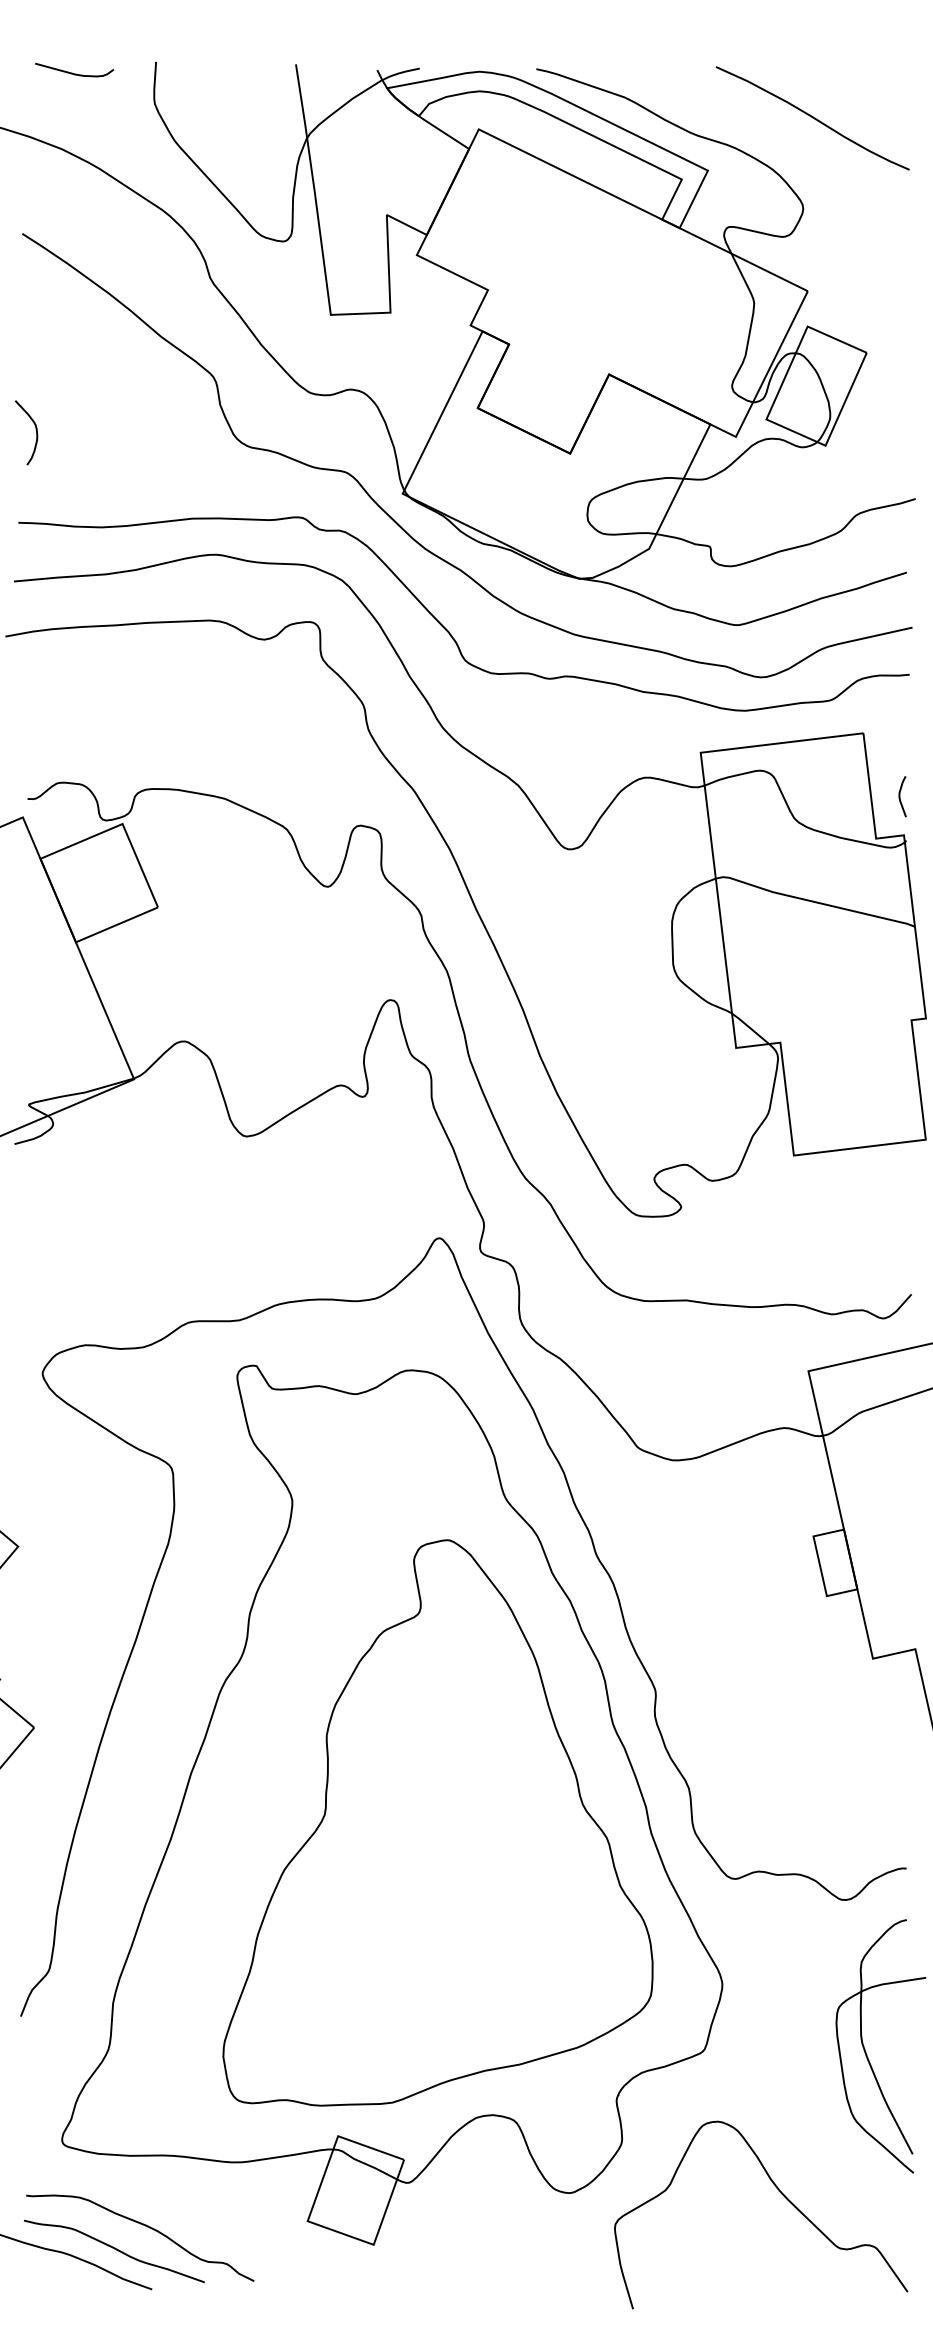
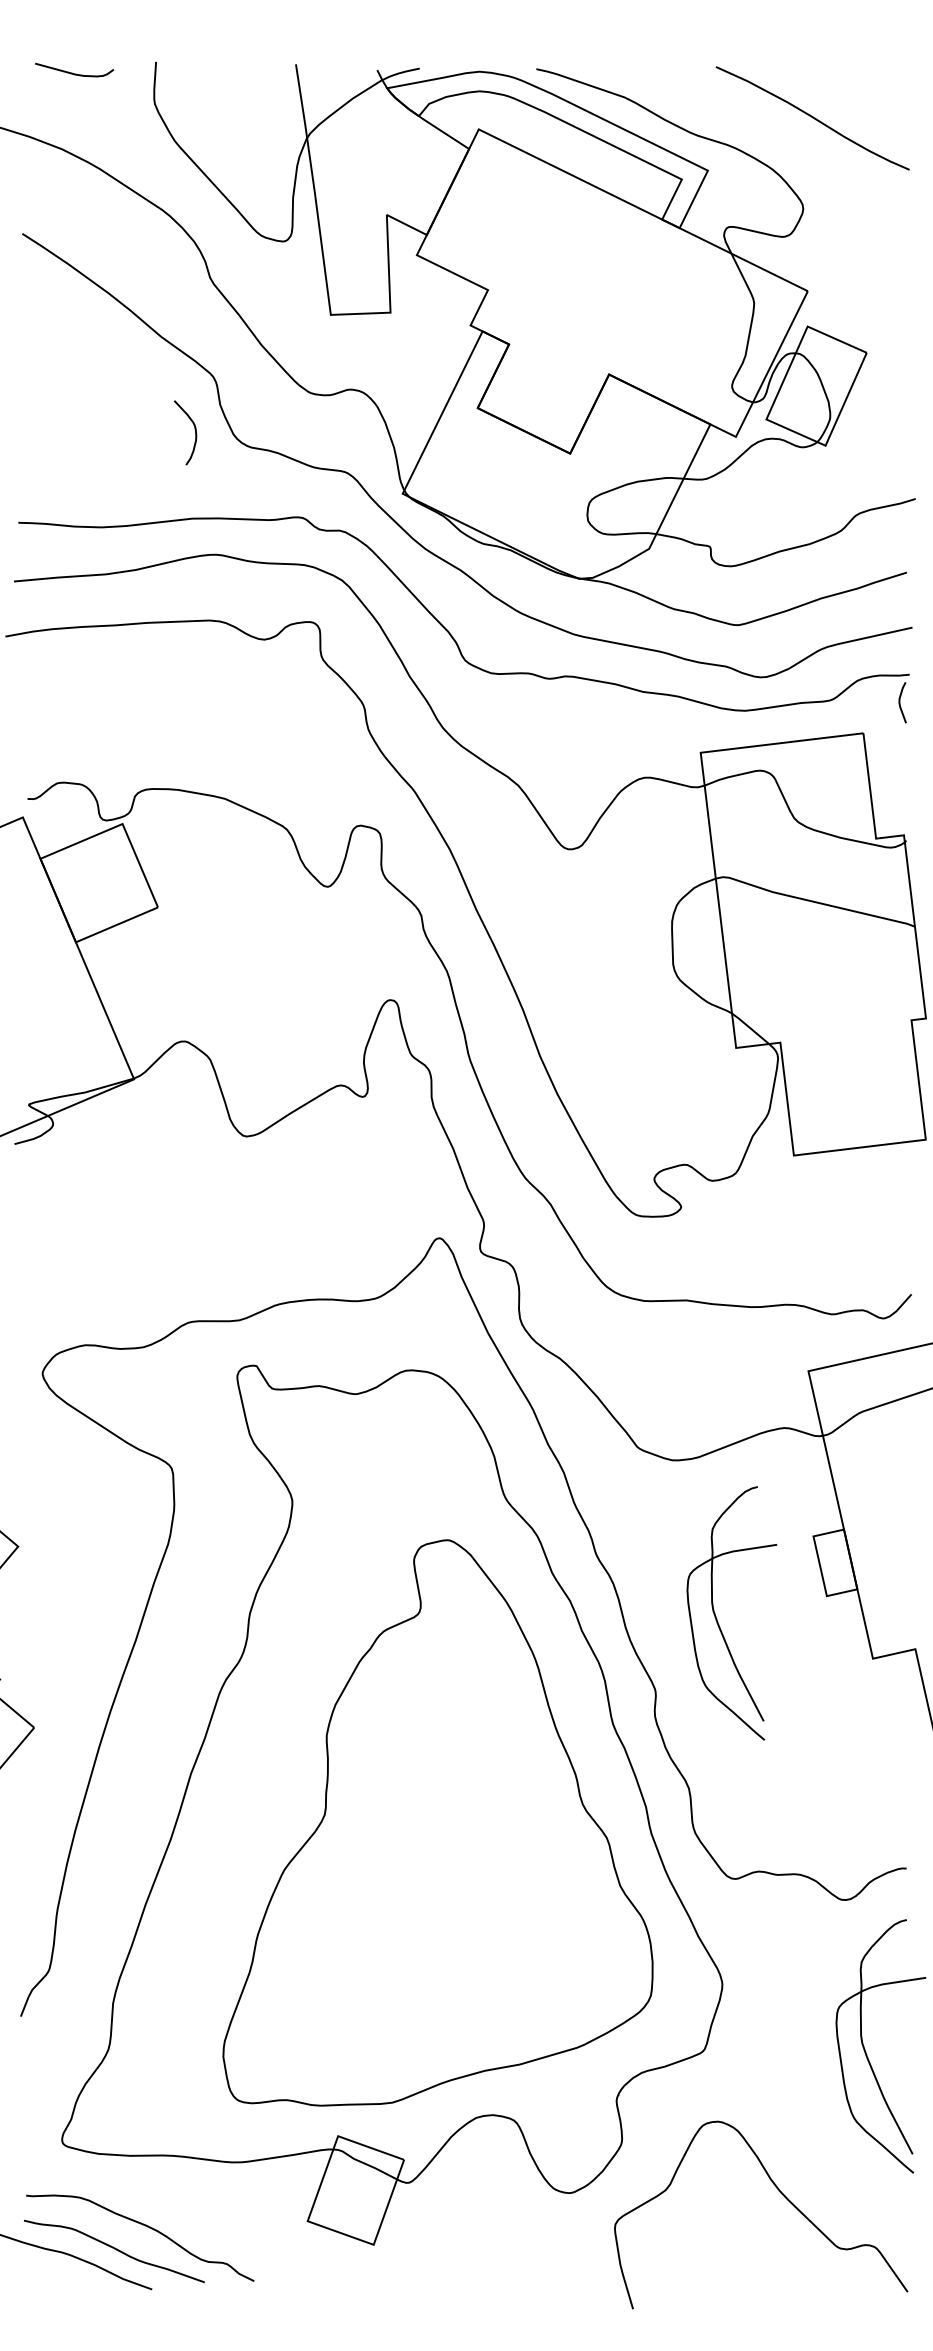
curve position: (35, 429) -> (194, 429) (194, 429)
curve position: (900, 796) -> (900, 702) (900, 702)
part: none -> present (717, 1619)
